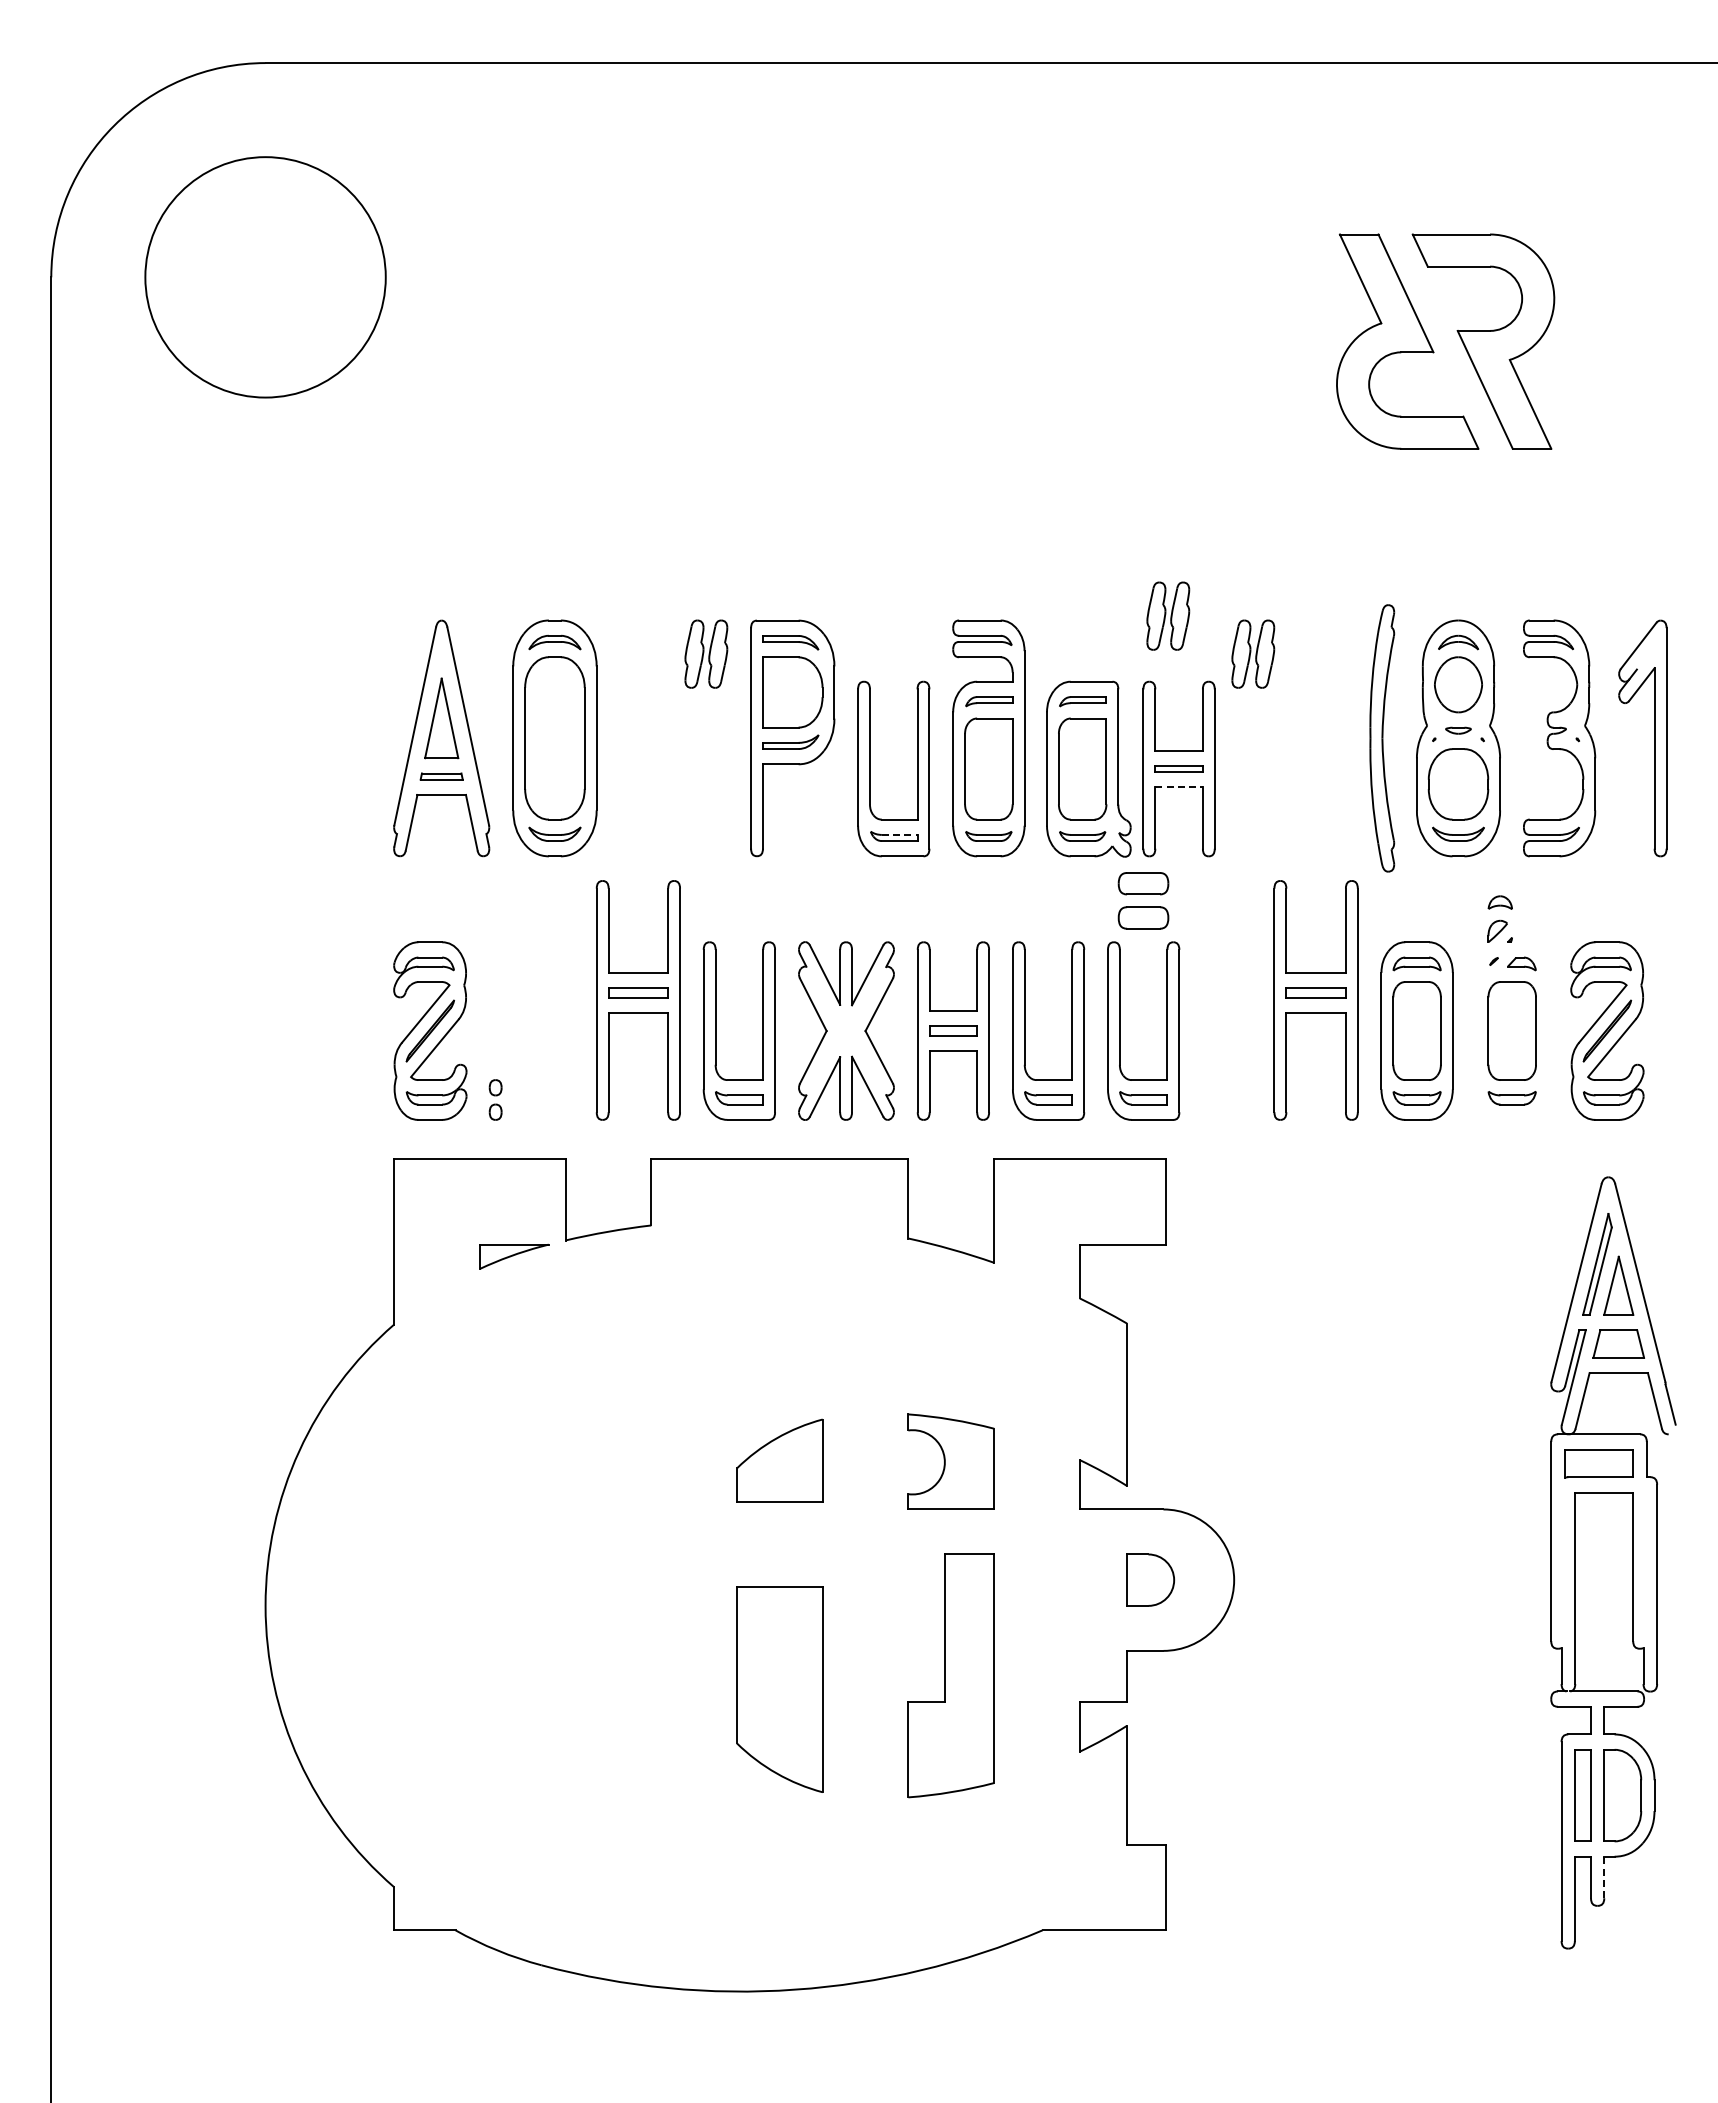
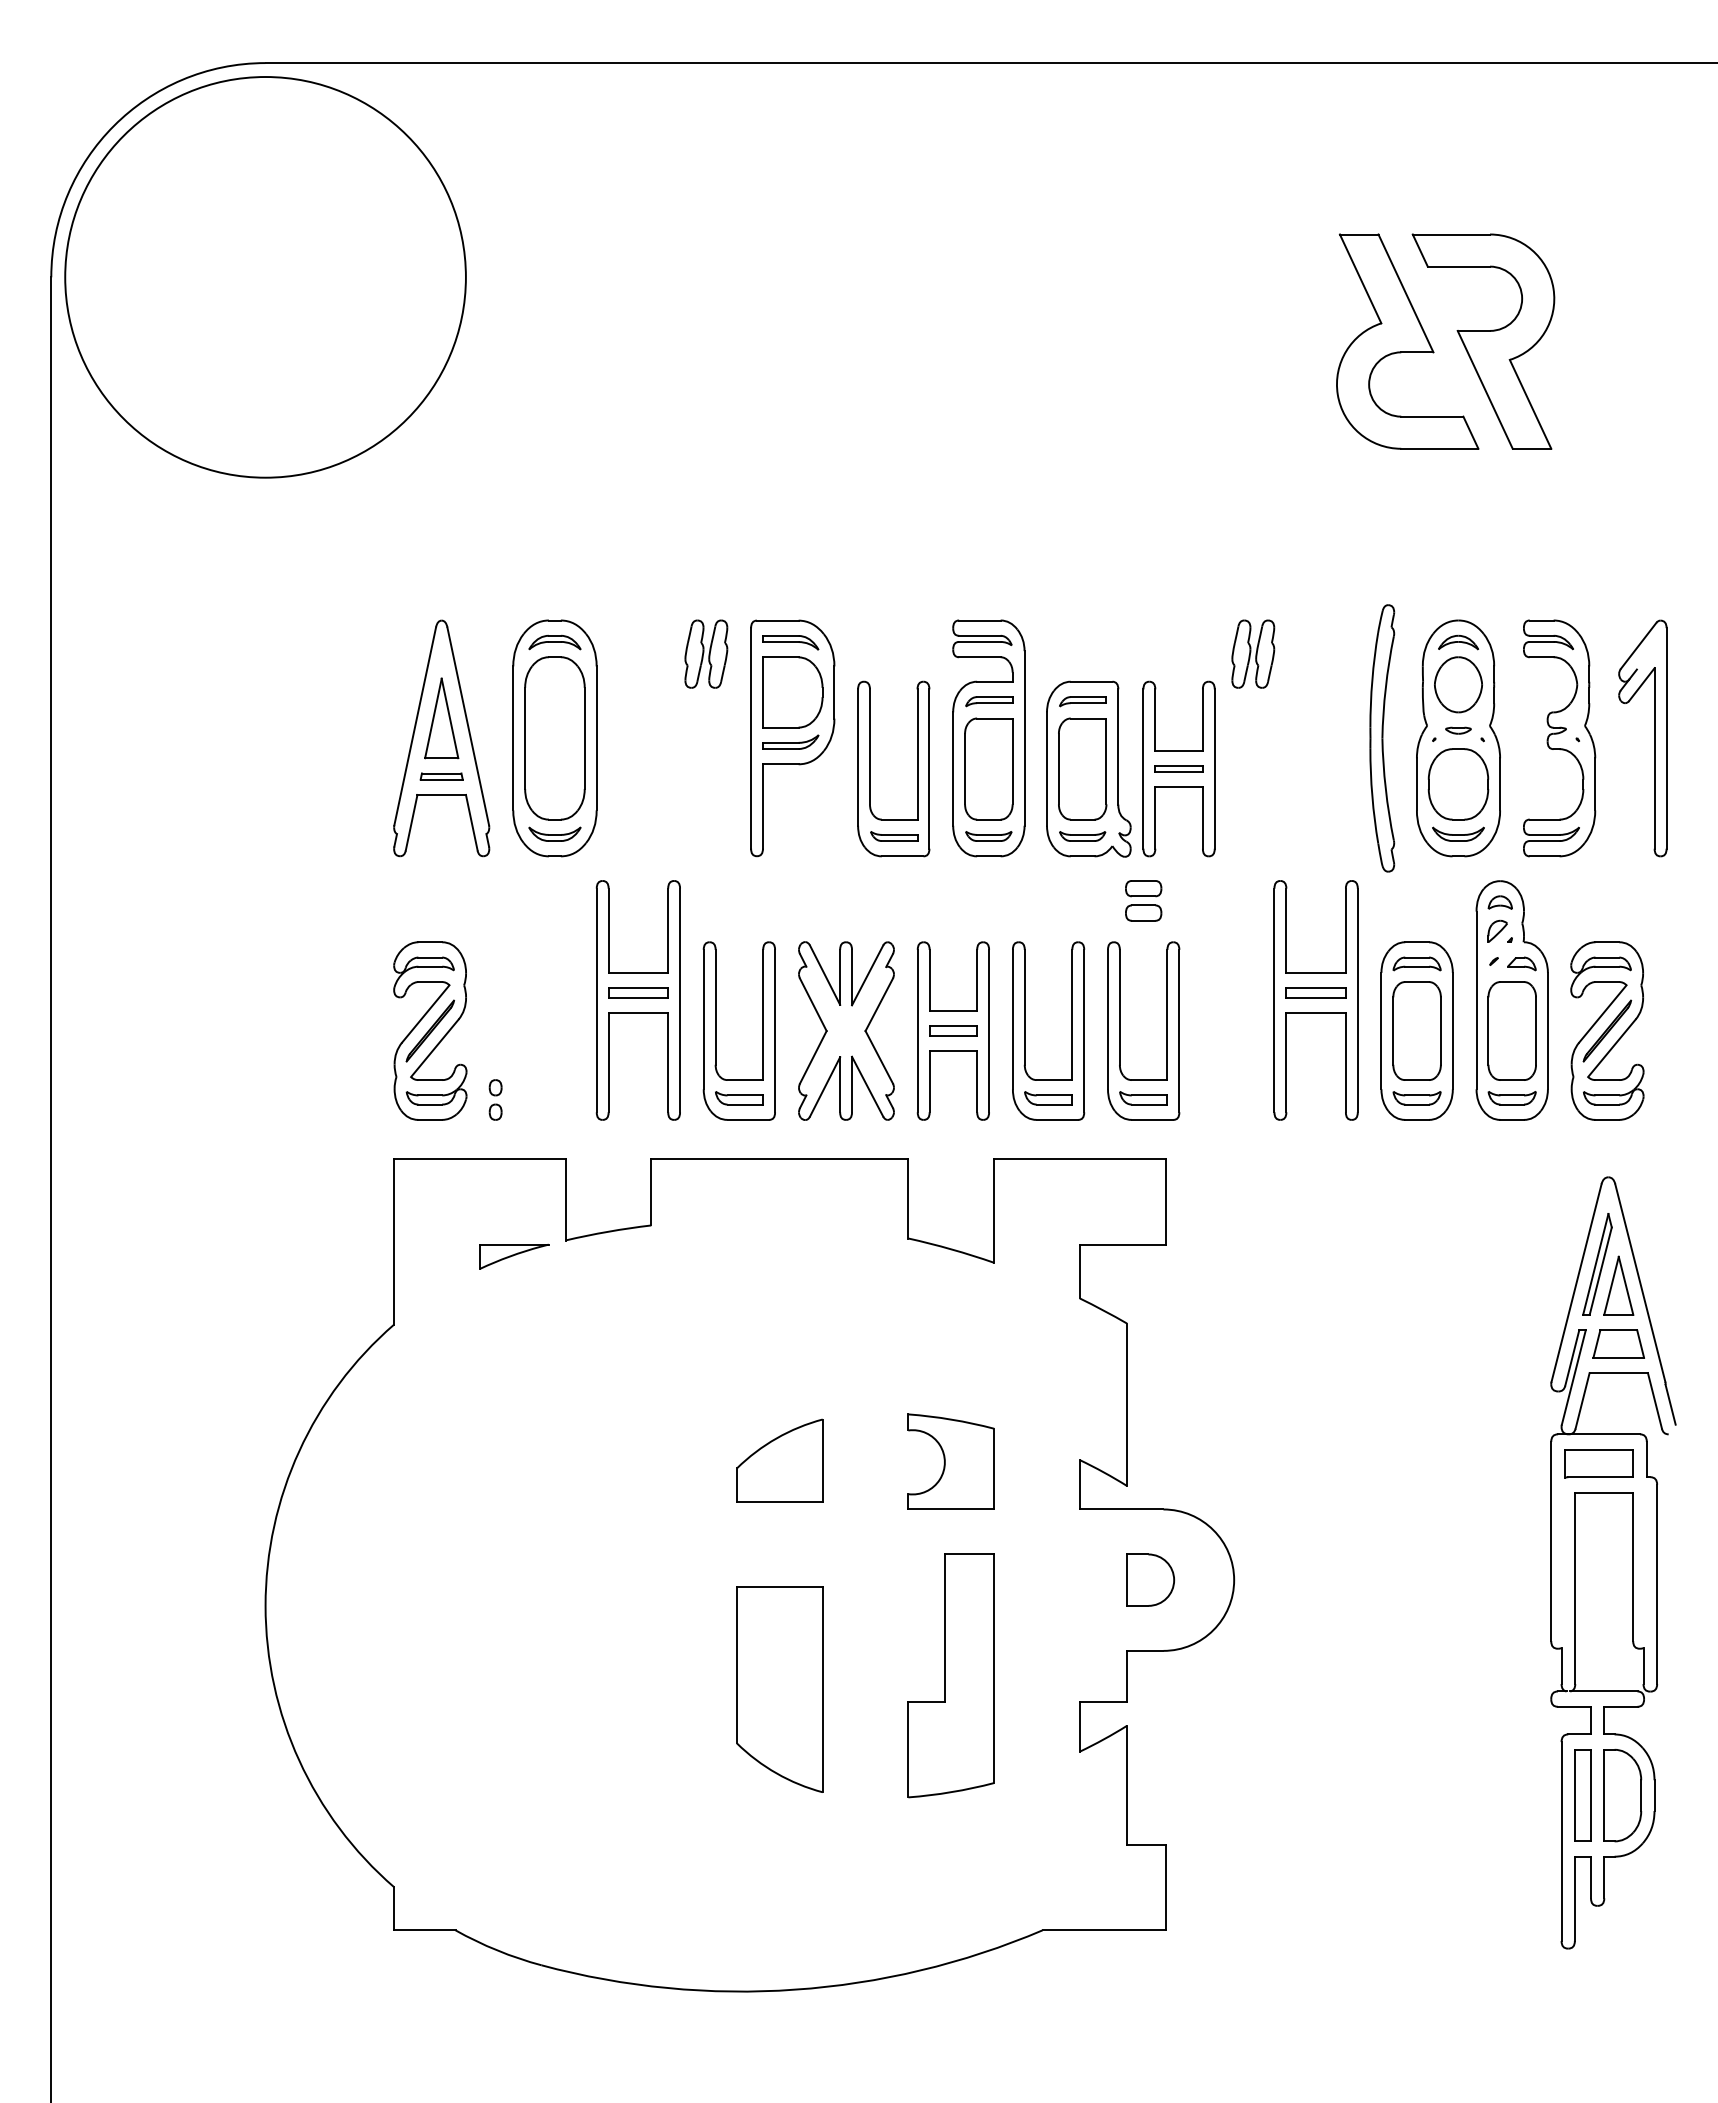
circle diameter: 240 px -> 401 px (265, 277)
part: present -> none (1168, 615)
line: dashed -> solid (1179, 787)
line: dashed -> solid (899, 834)
part size: 53x58 px -> 38x42 px (1143, 900)
part: none -> present (1511, 1000)
line: dashed -> solid (1604, 1877)
